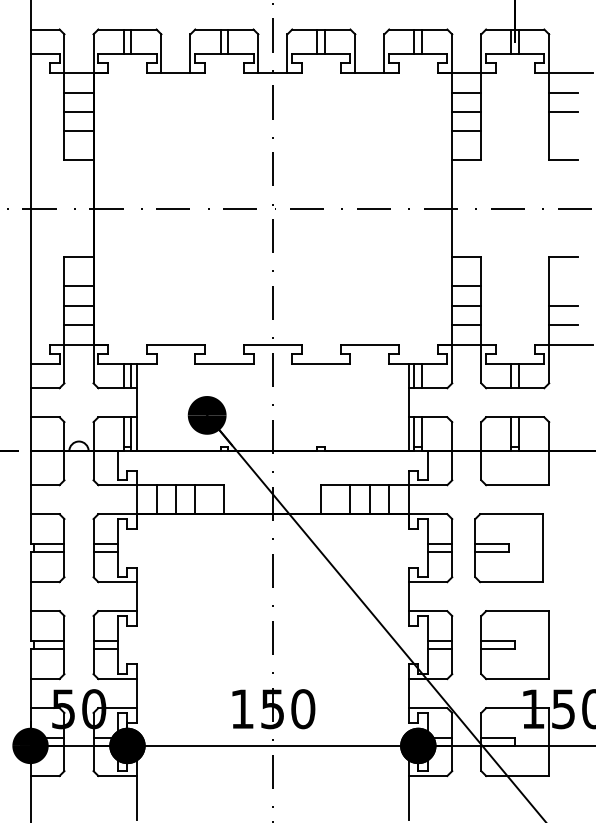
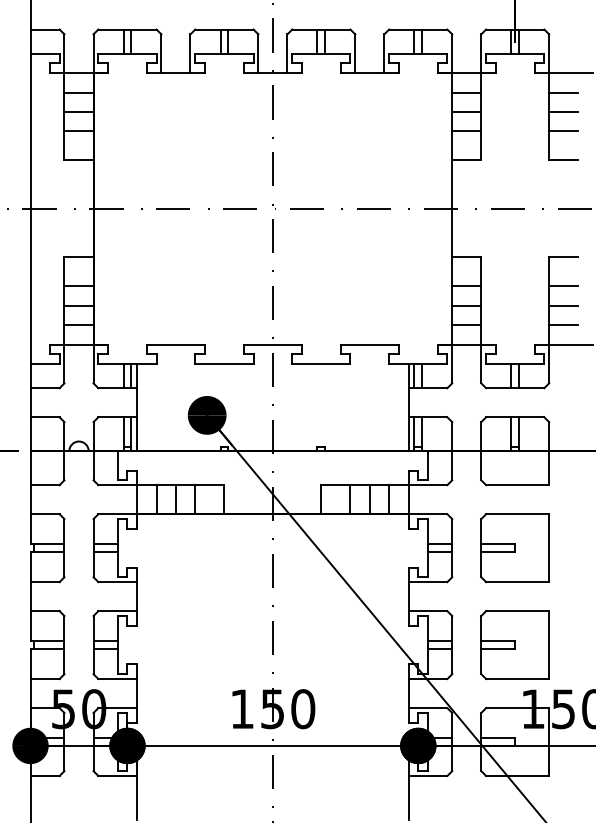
line: none -> present (563, 131)
line: none -> present (563, 286)
part position: (508, 548) -> (514, 548) (514, 548)
